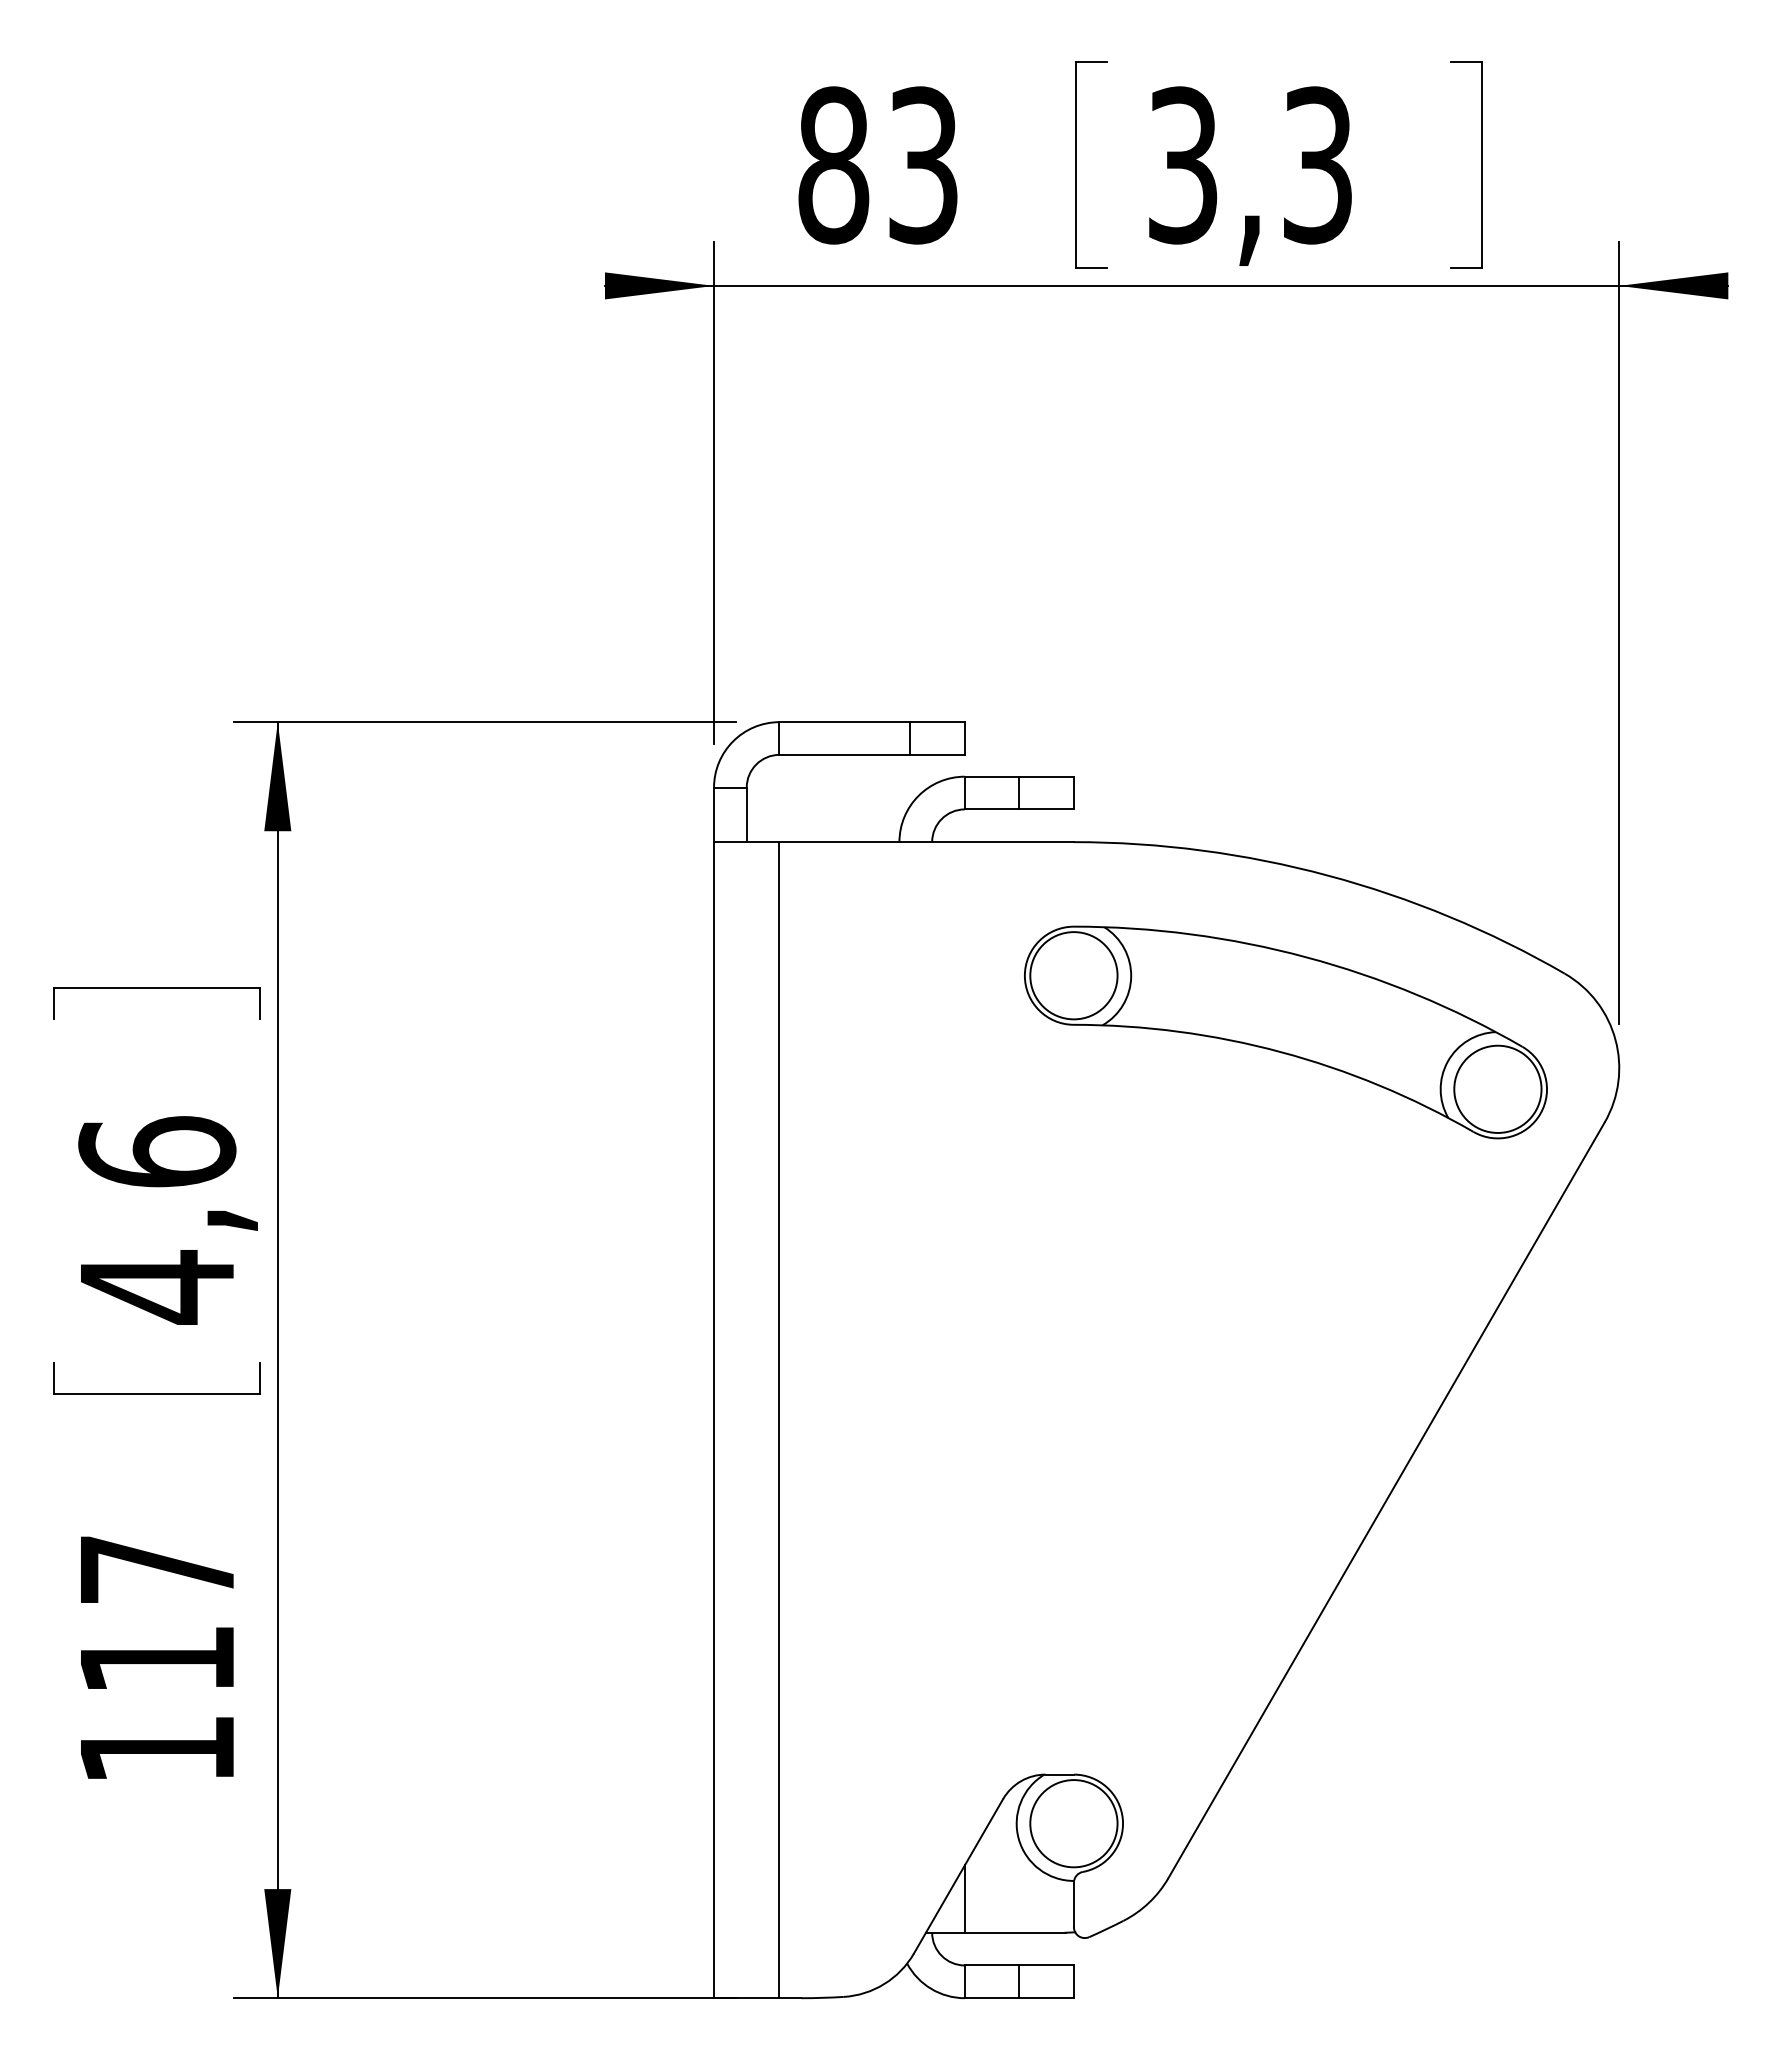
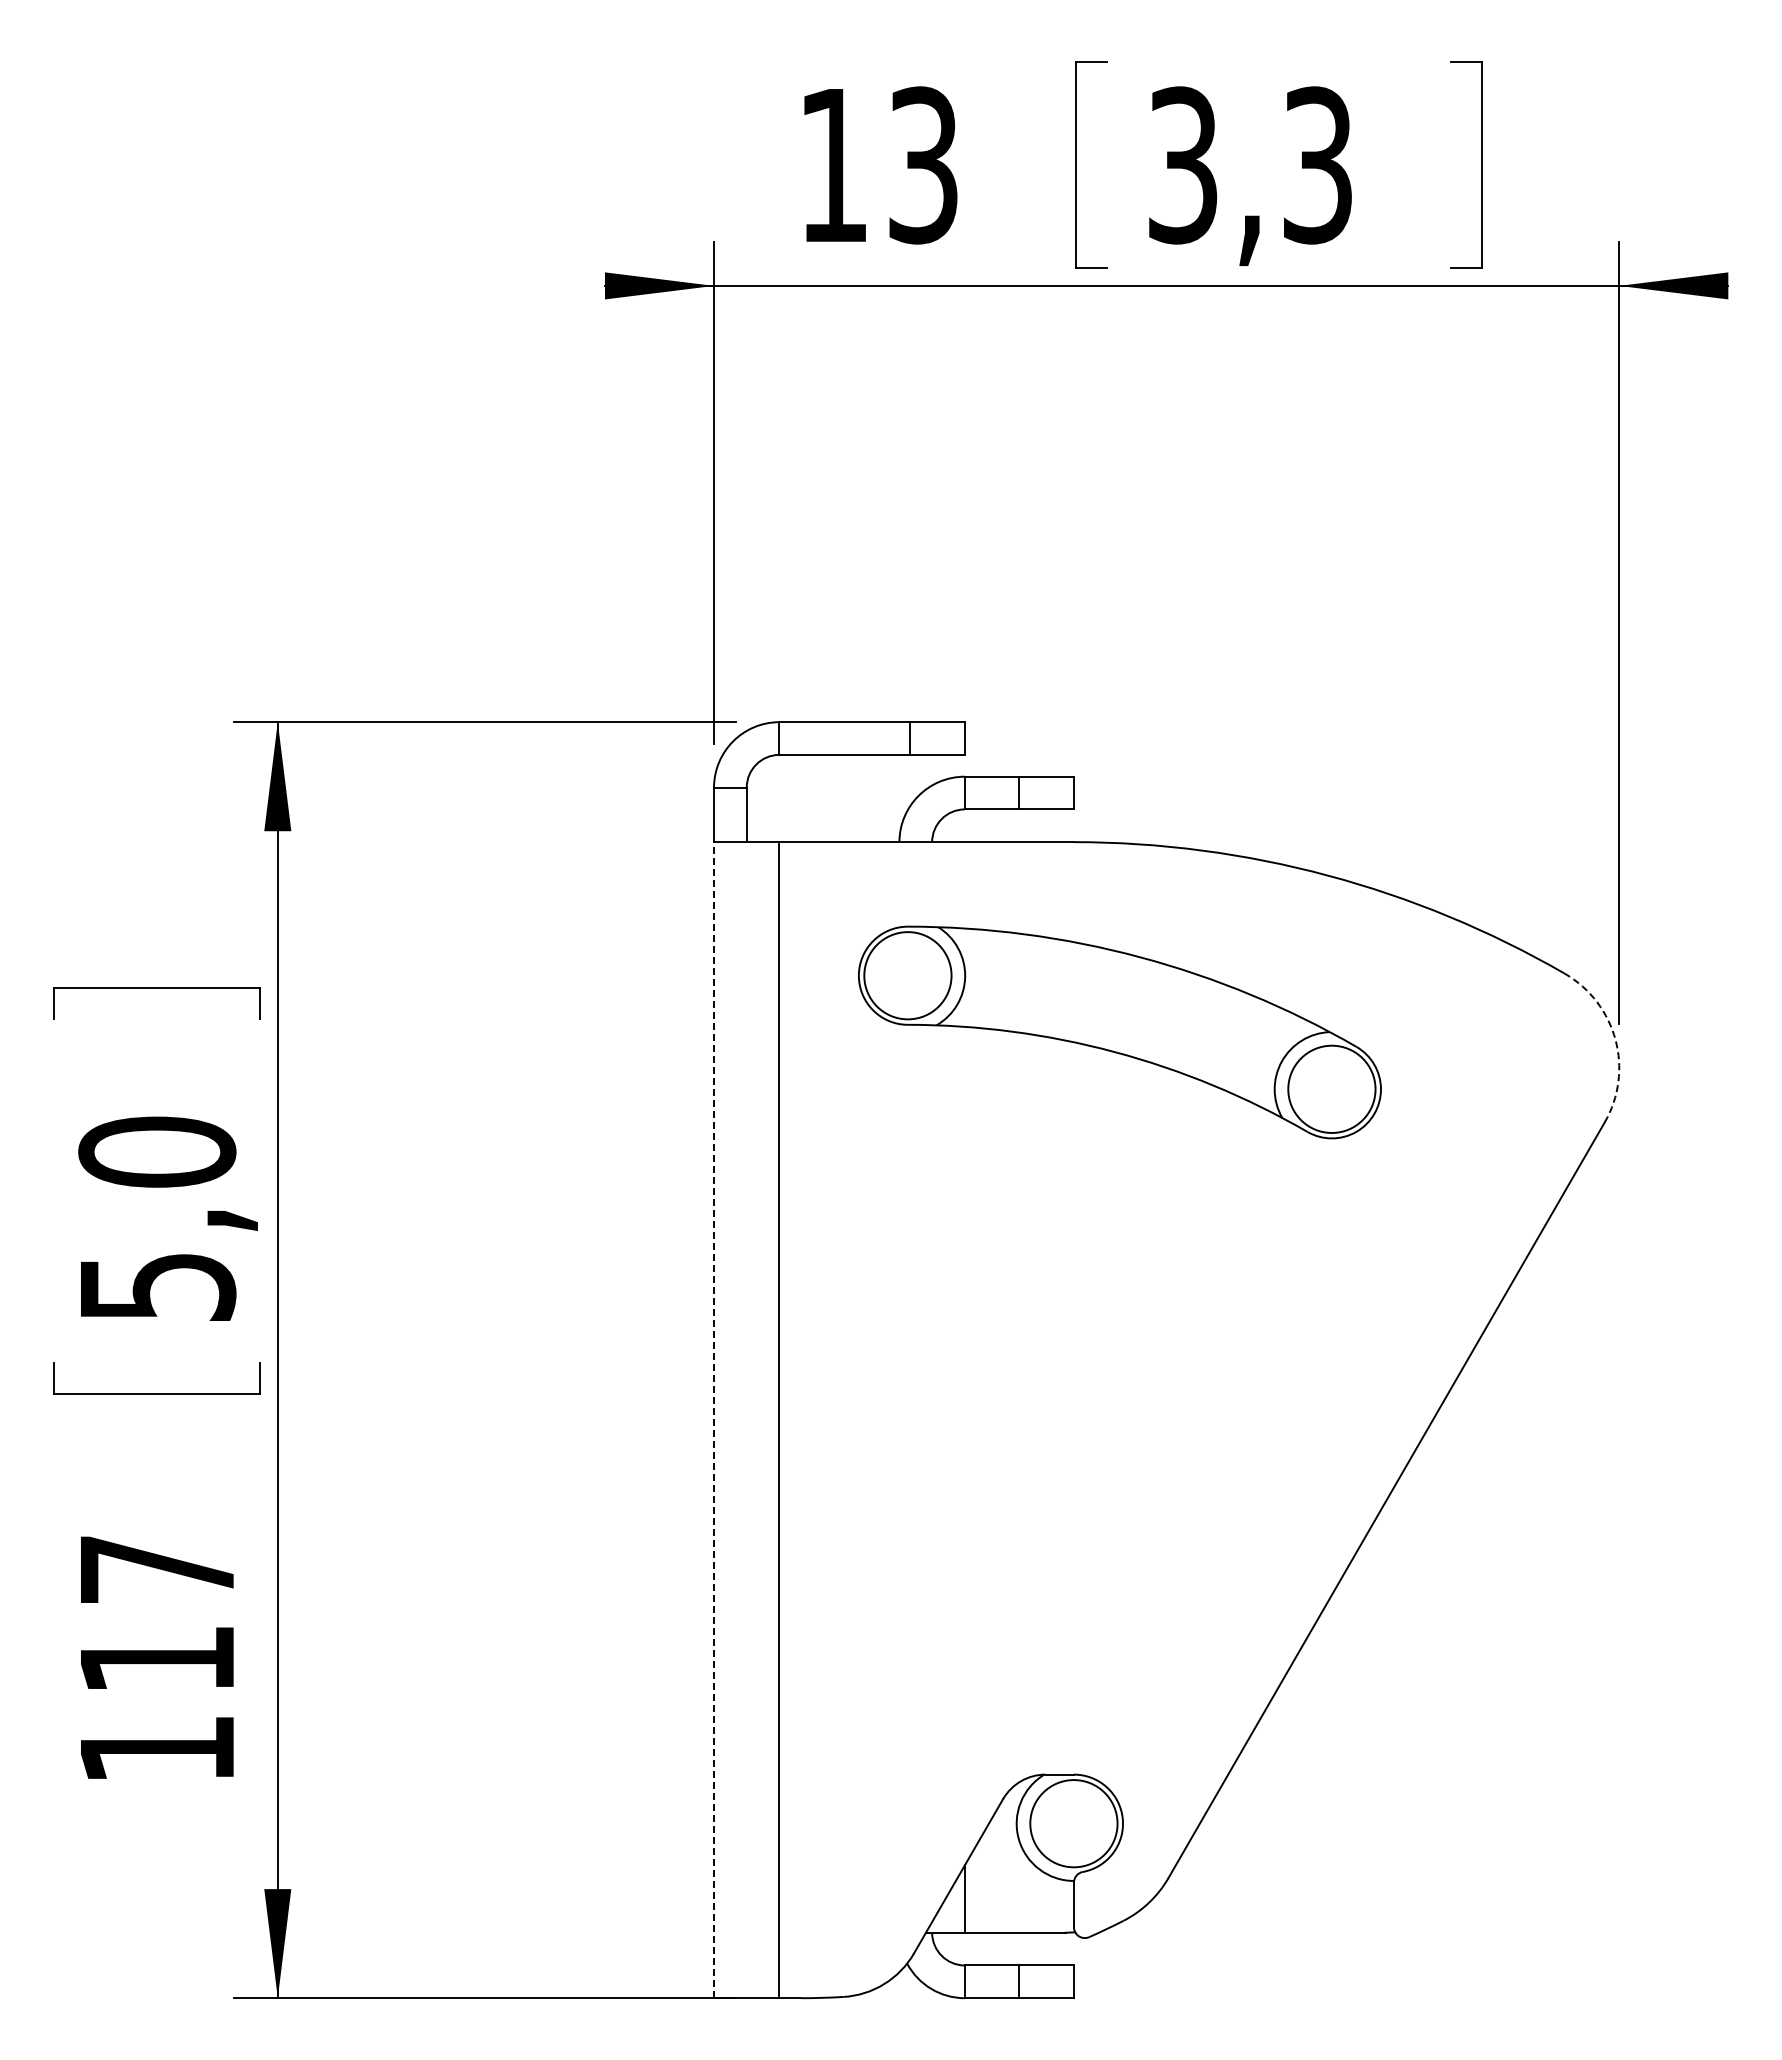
text: 83 -> 13 (833, 165)
part position: (1285, 1032) -> (1119, 1032) (1119, 1032)
arc: solid -> dashed (1615, 1039)
text: 4,6 -> 5,0 (157, 1220)
line: solid -> dashed (714, 1419)
